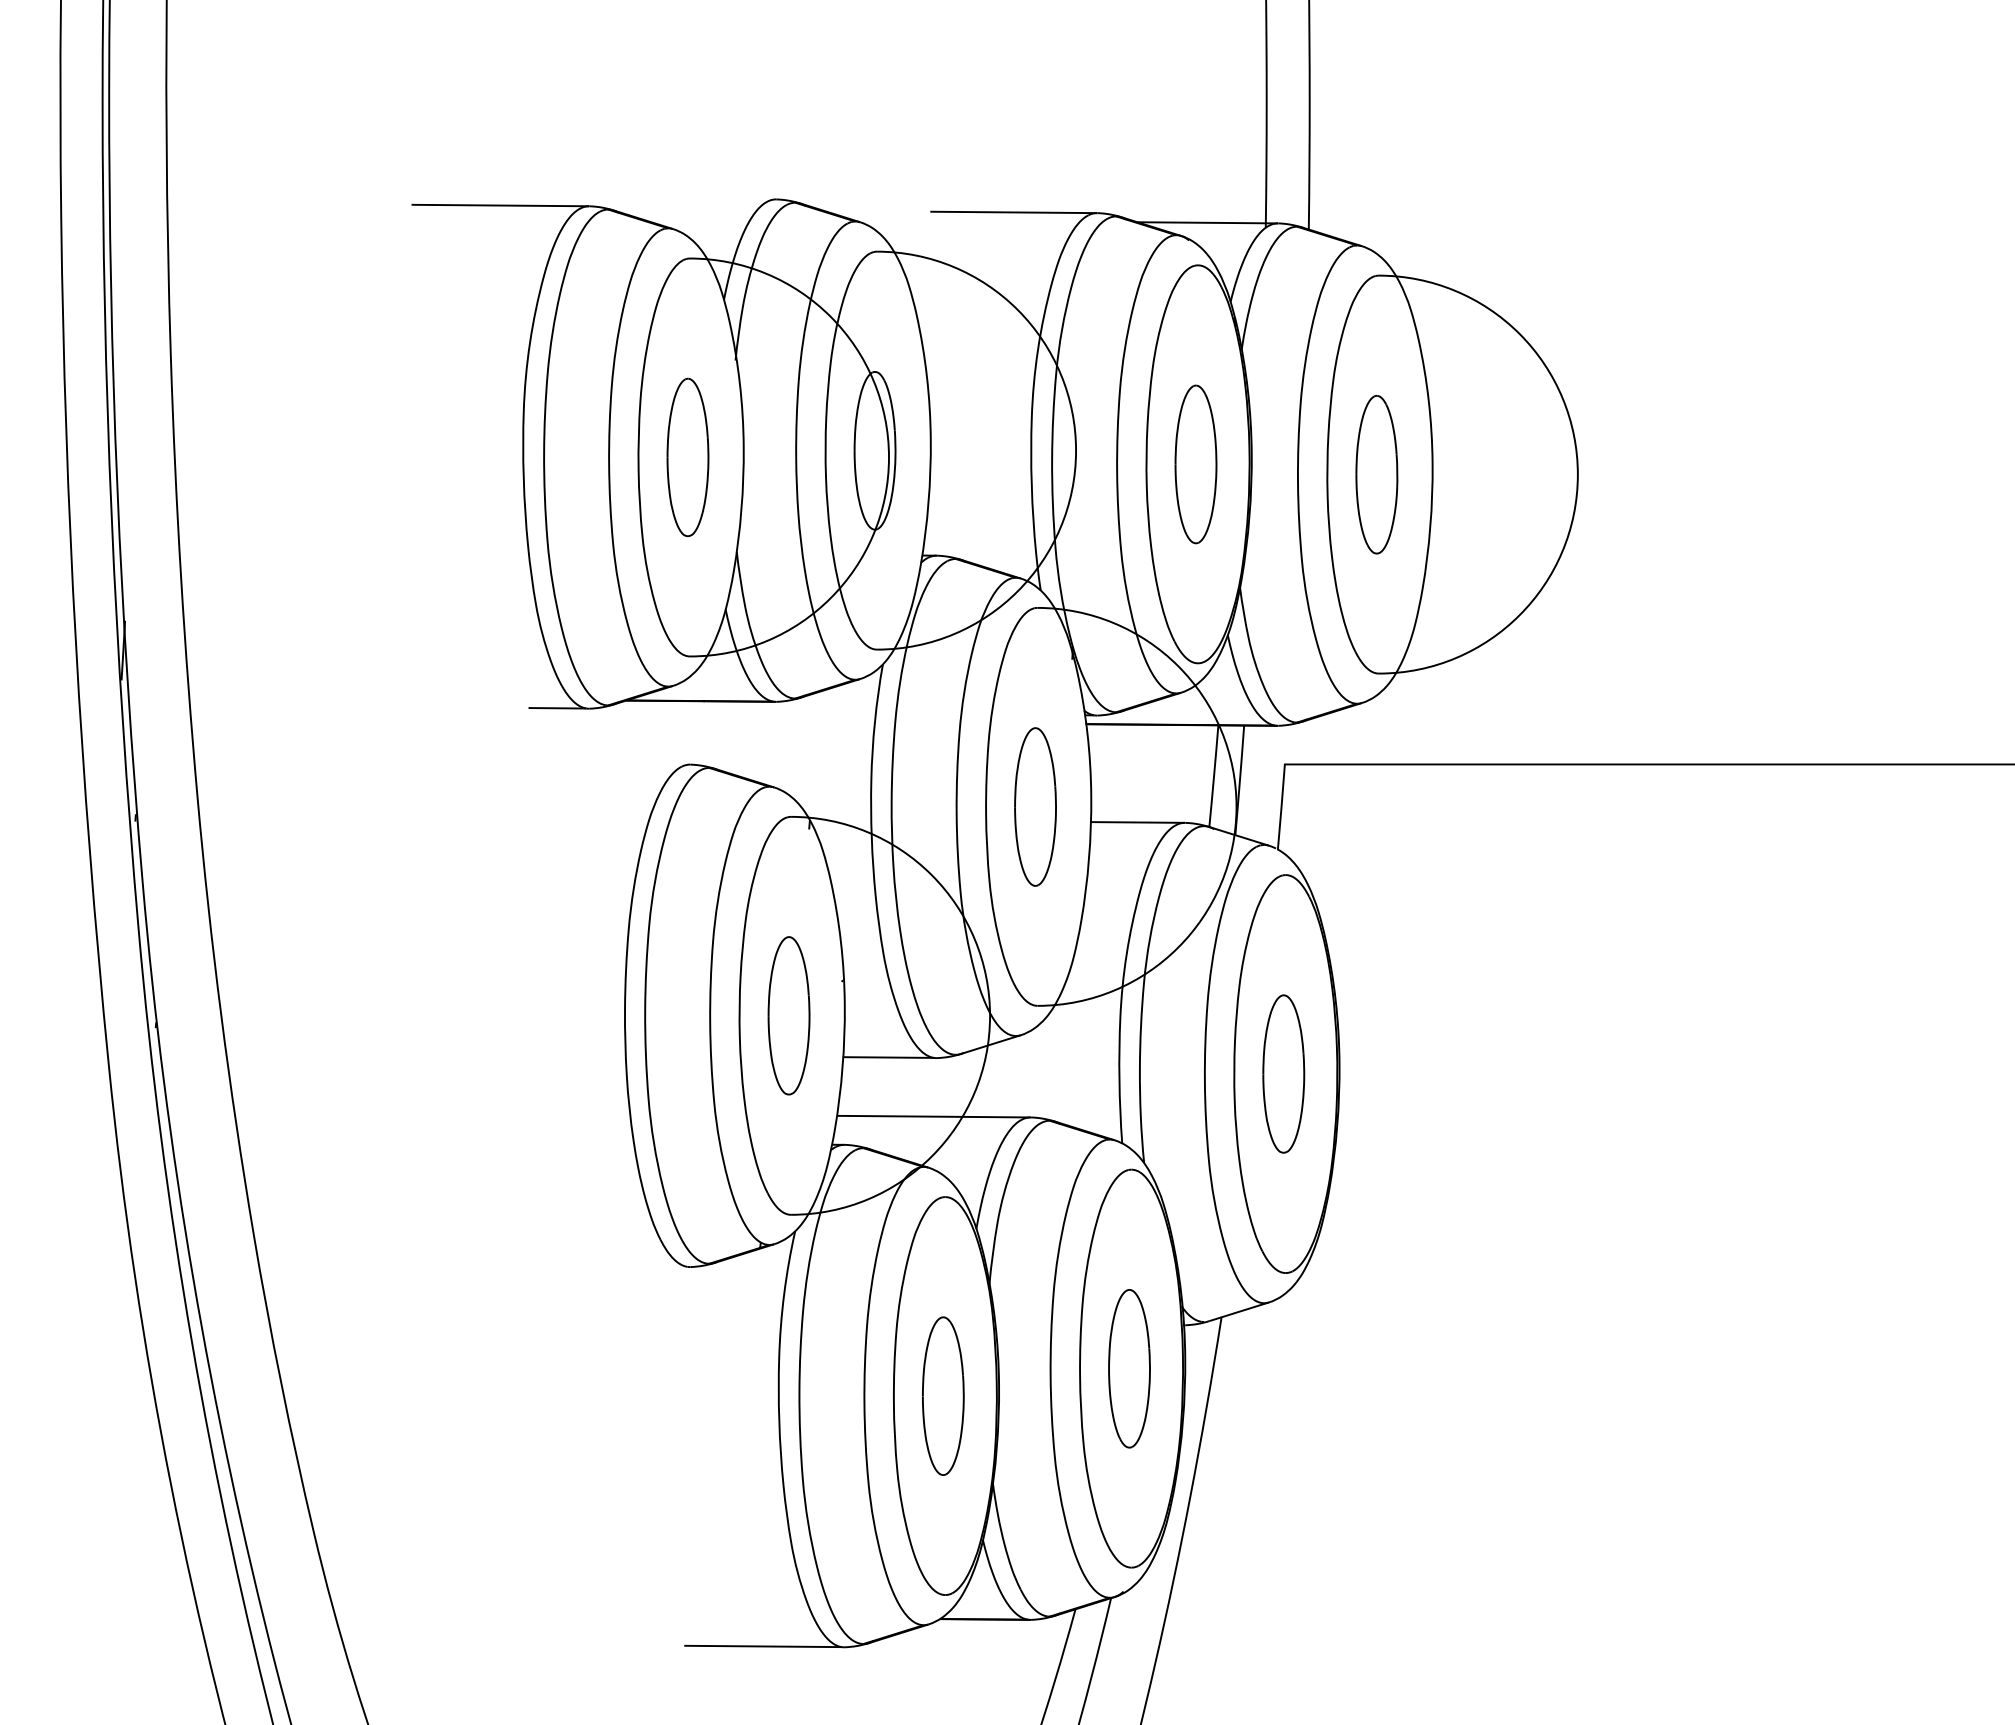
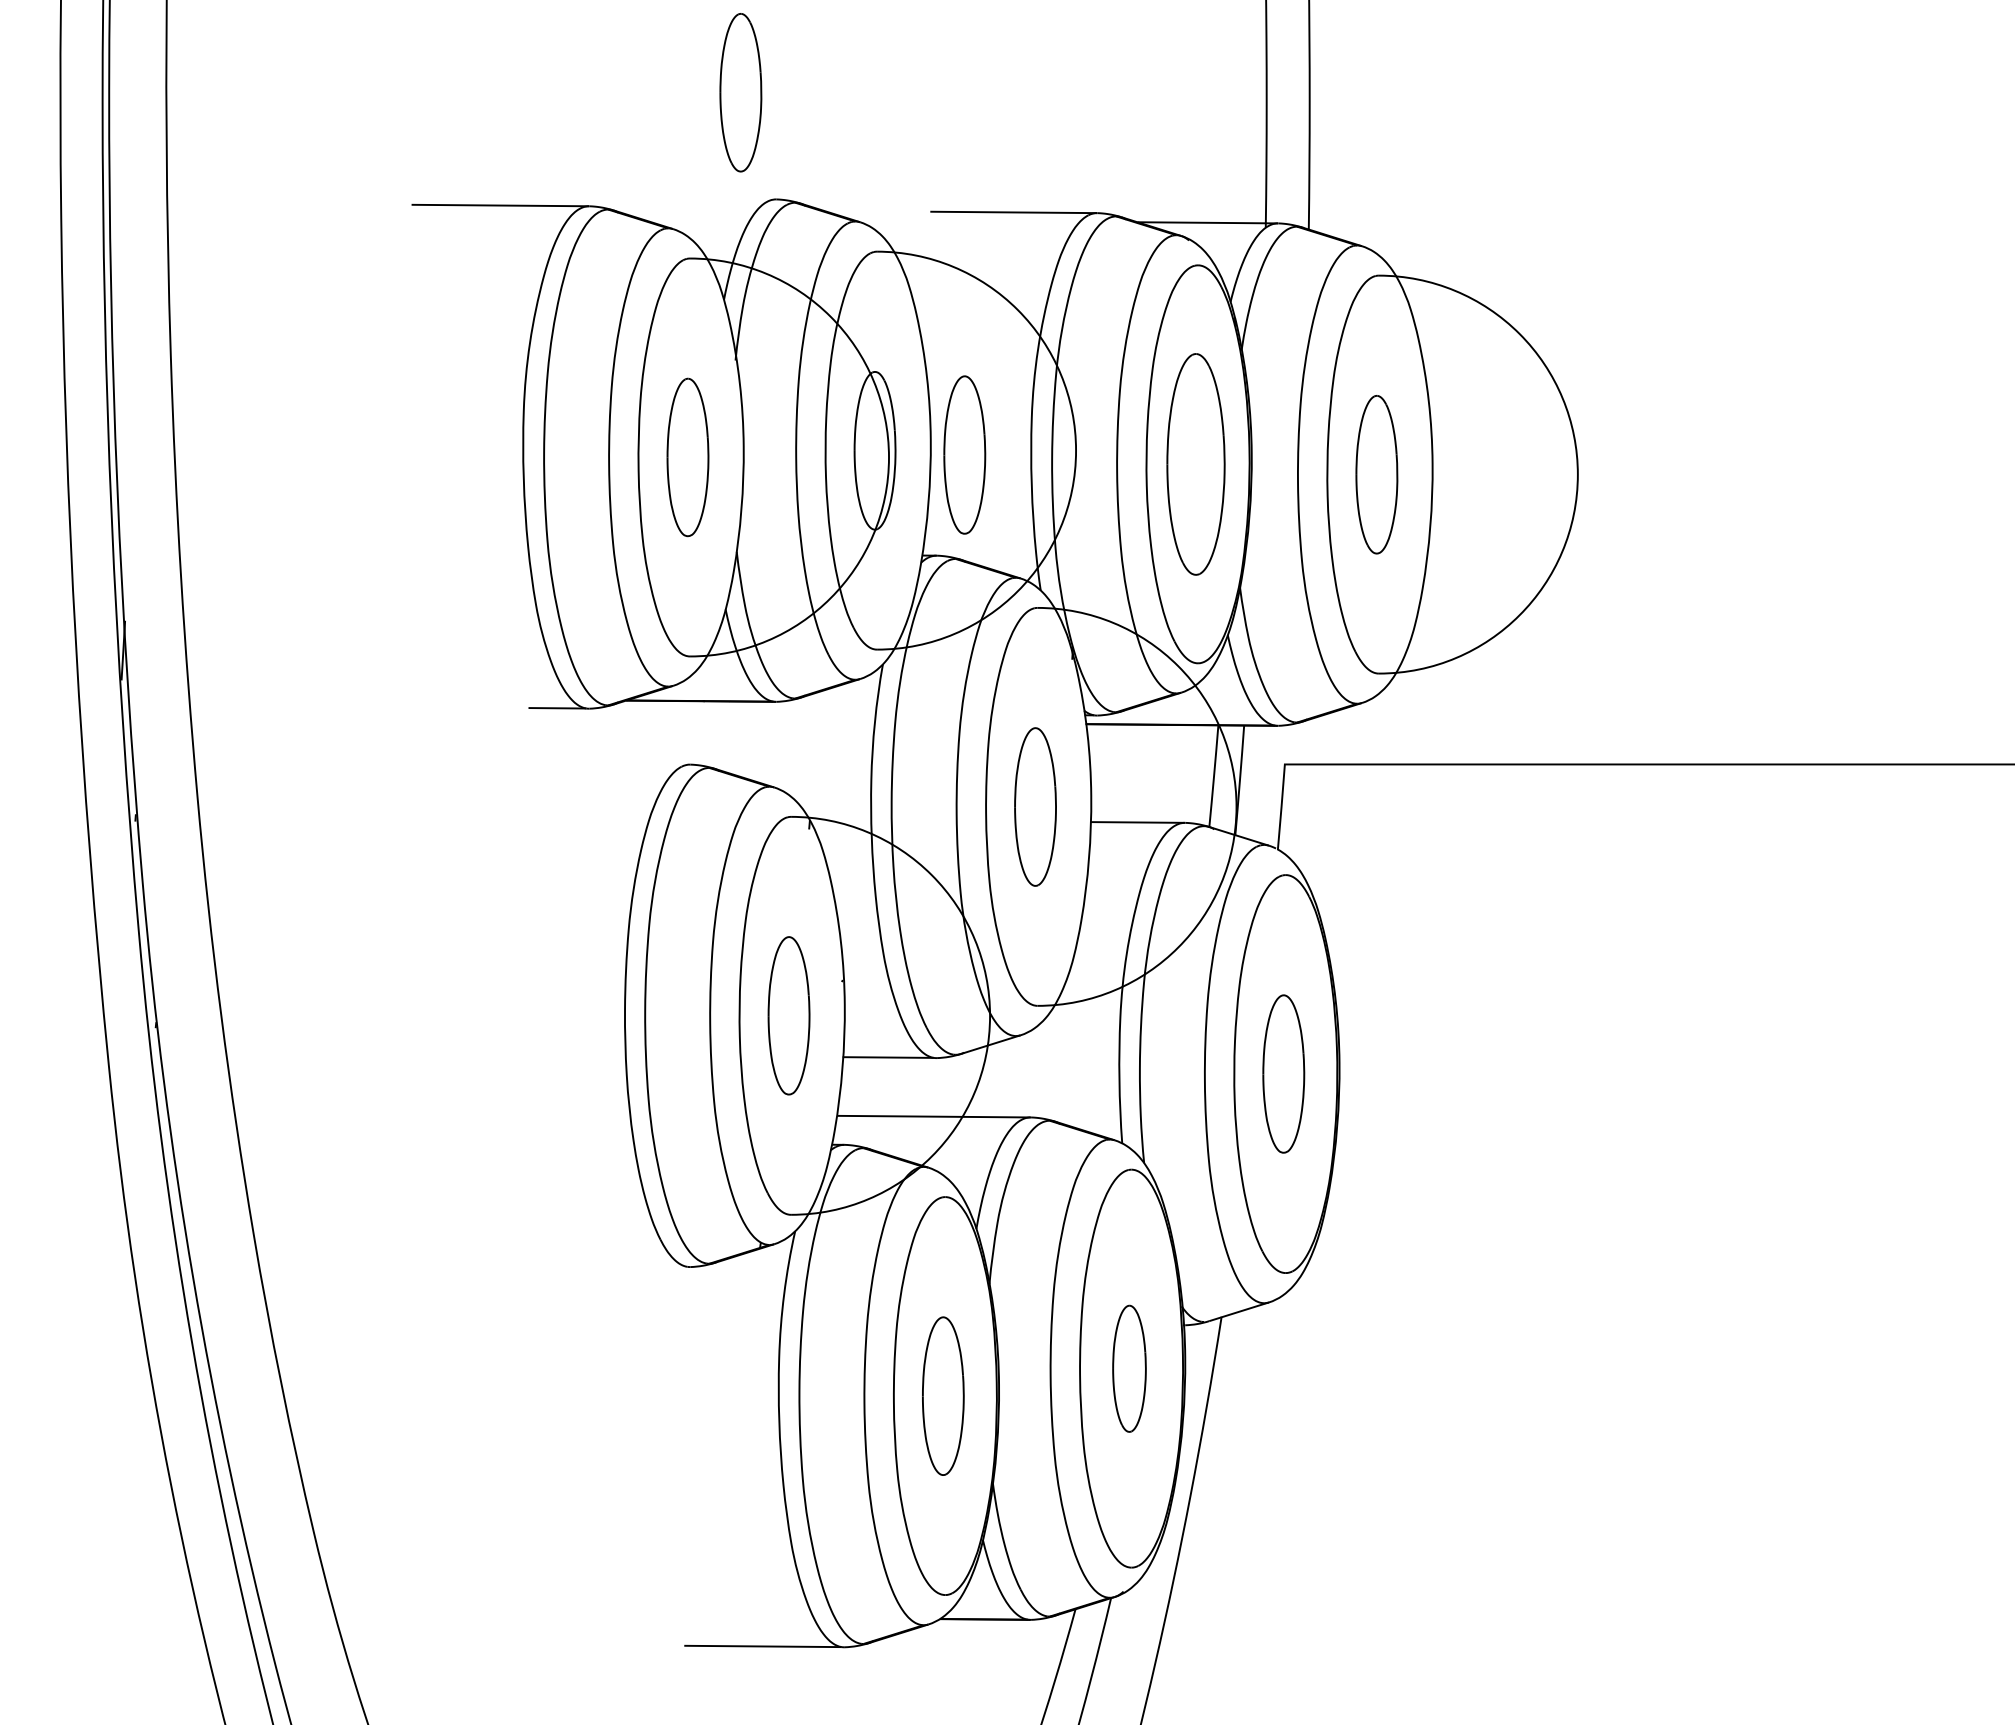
part: none -> present (740, 92)
part: none -> present (964, 454)
part size: 44x161 px -> 60x223 px (1195, 464)
part size: 43x160 px -> 35x129 px (1129, 1368)
